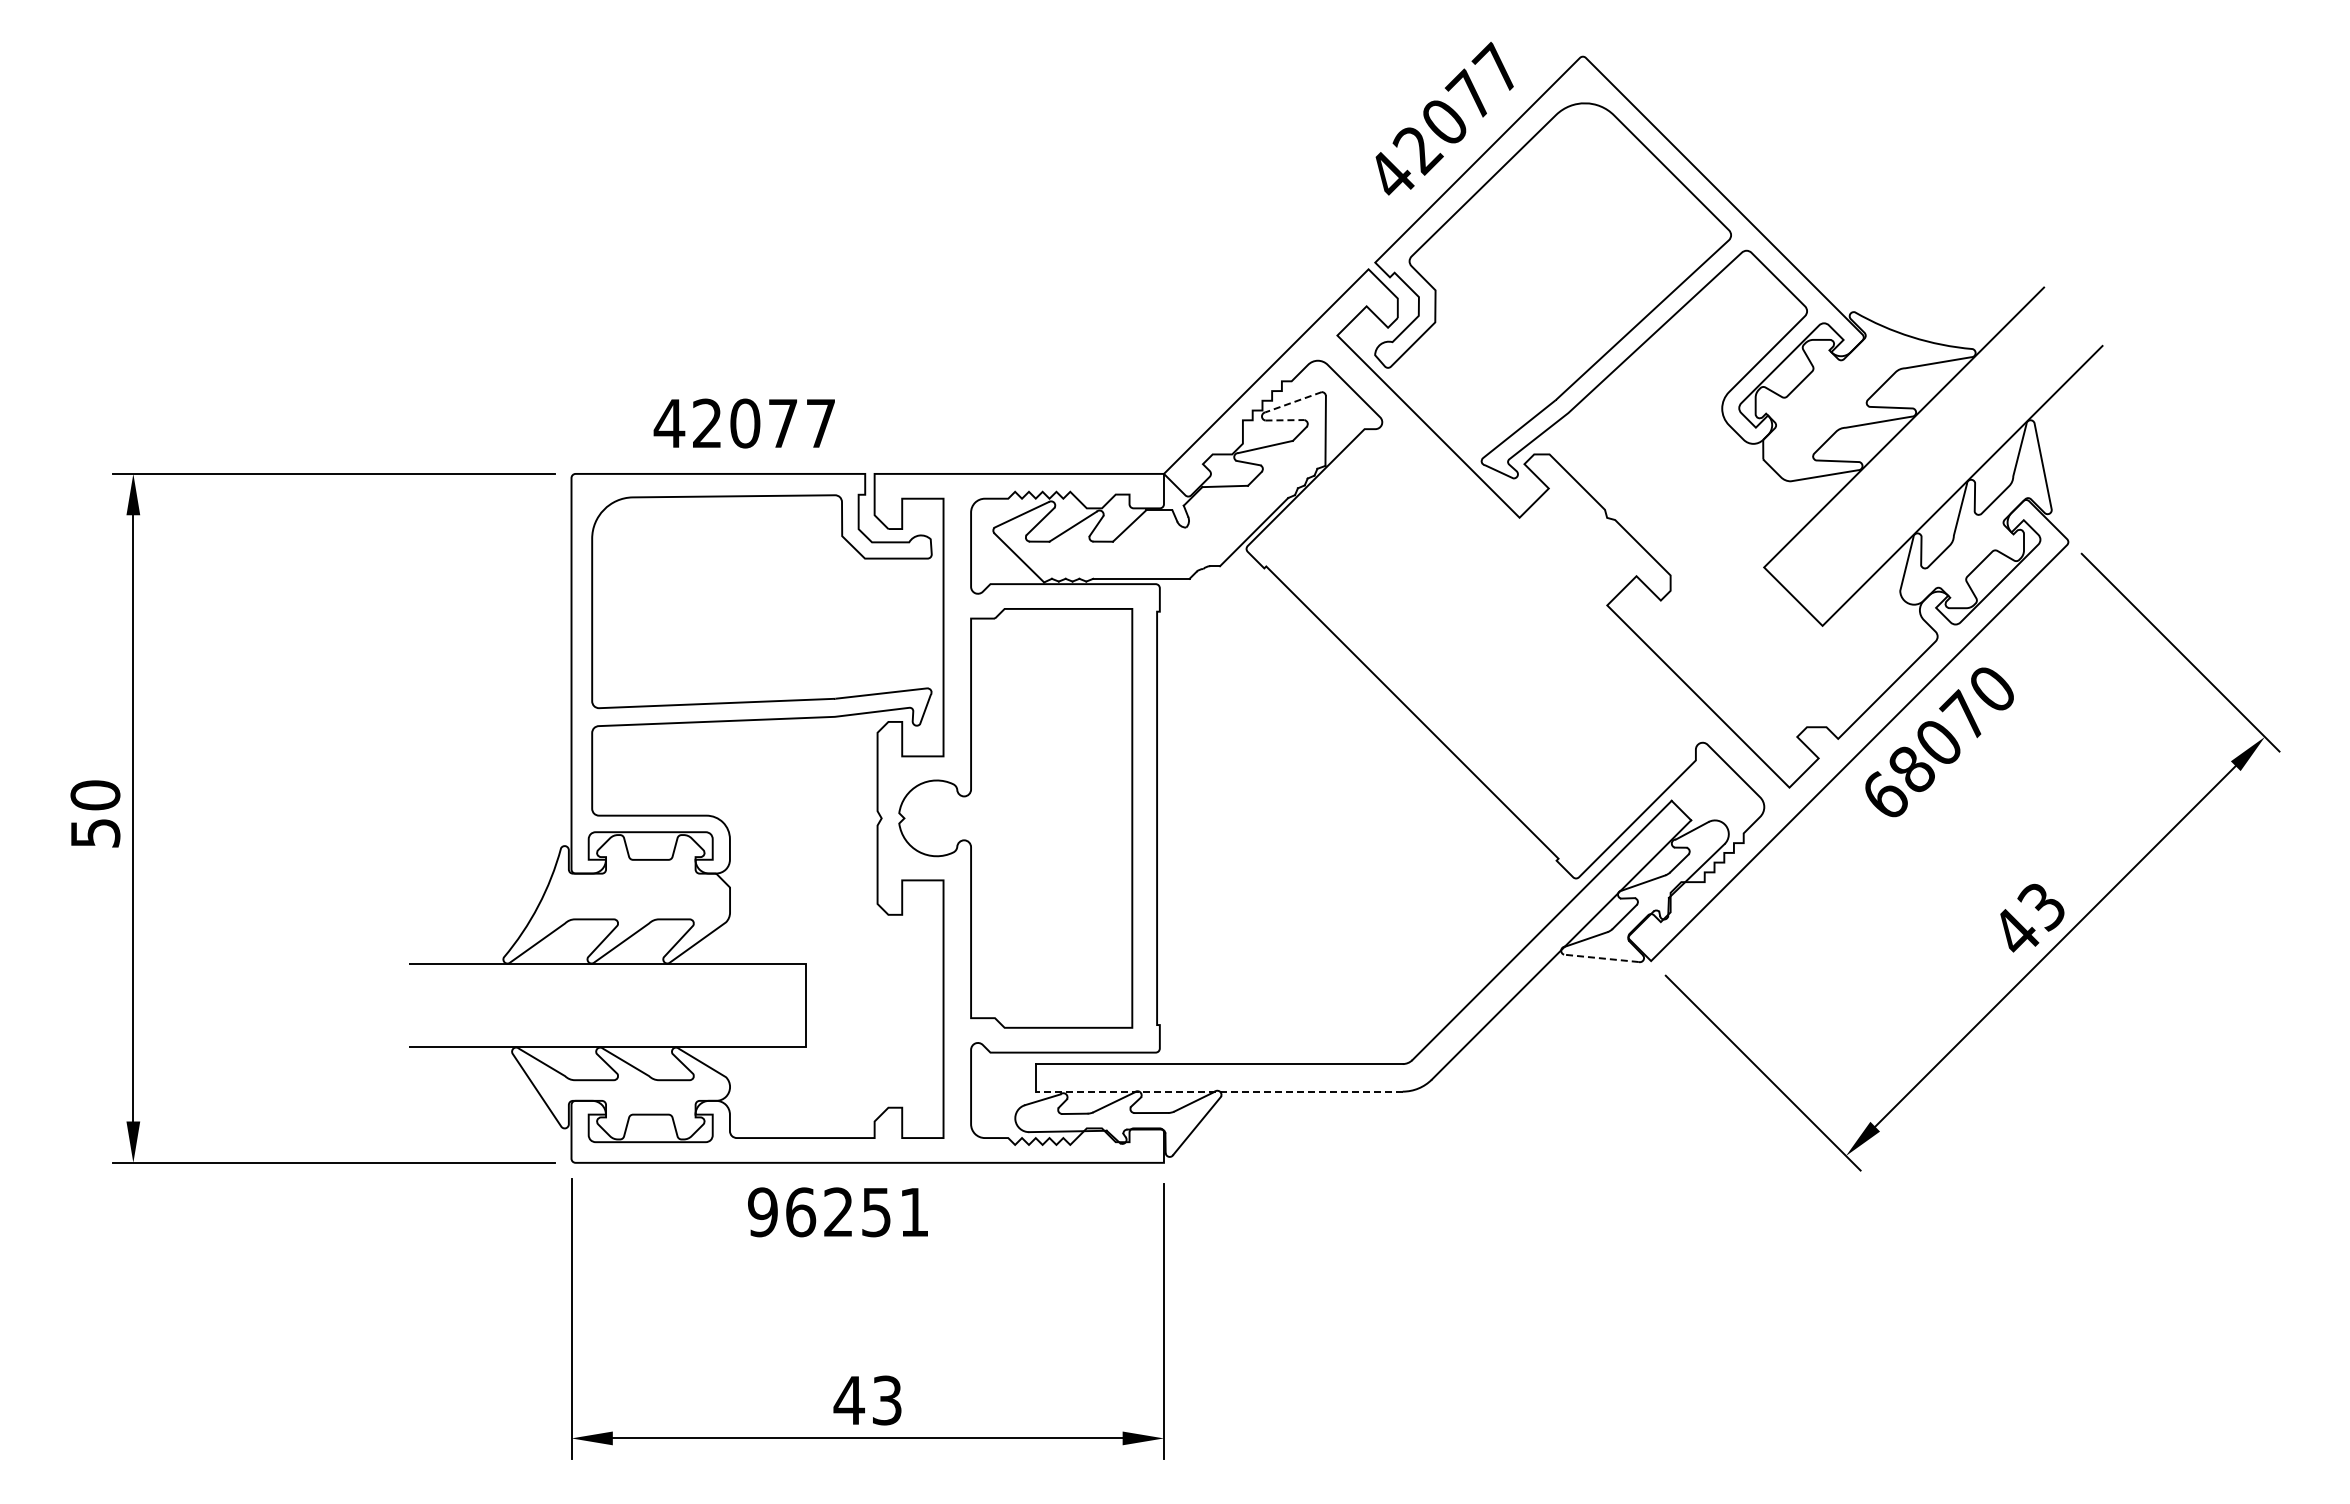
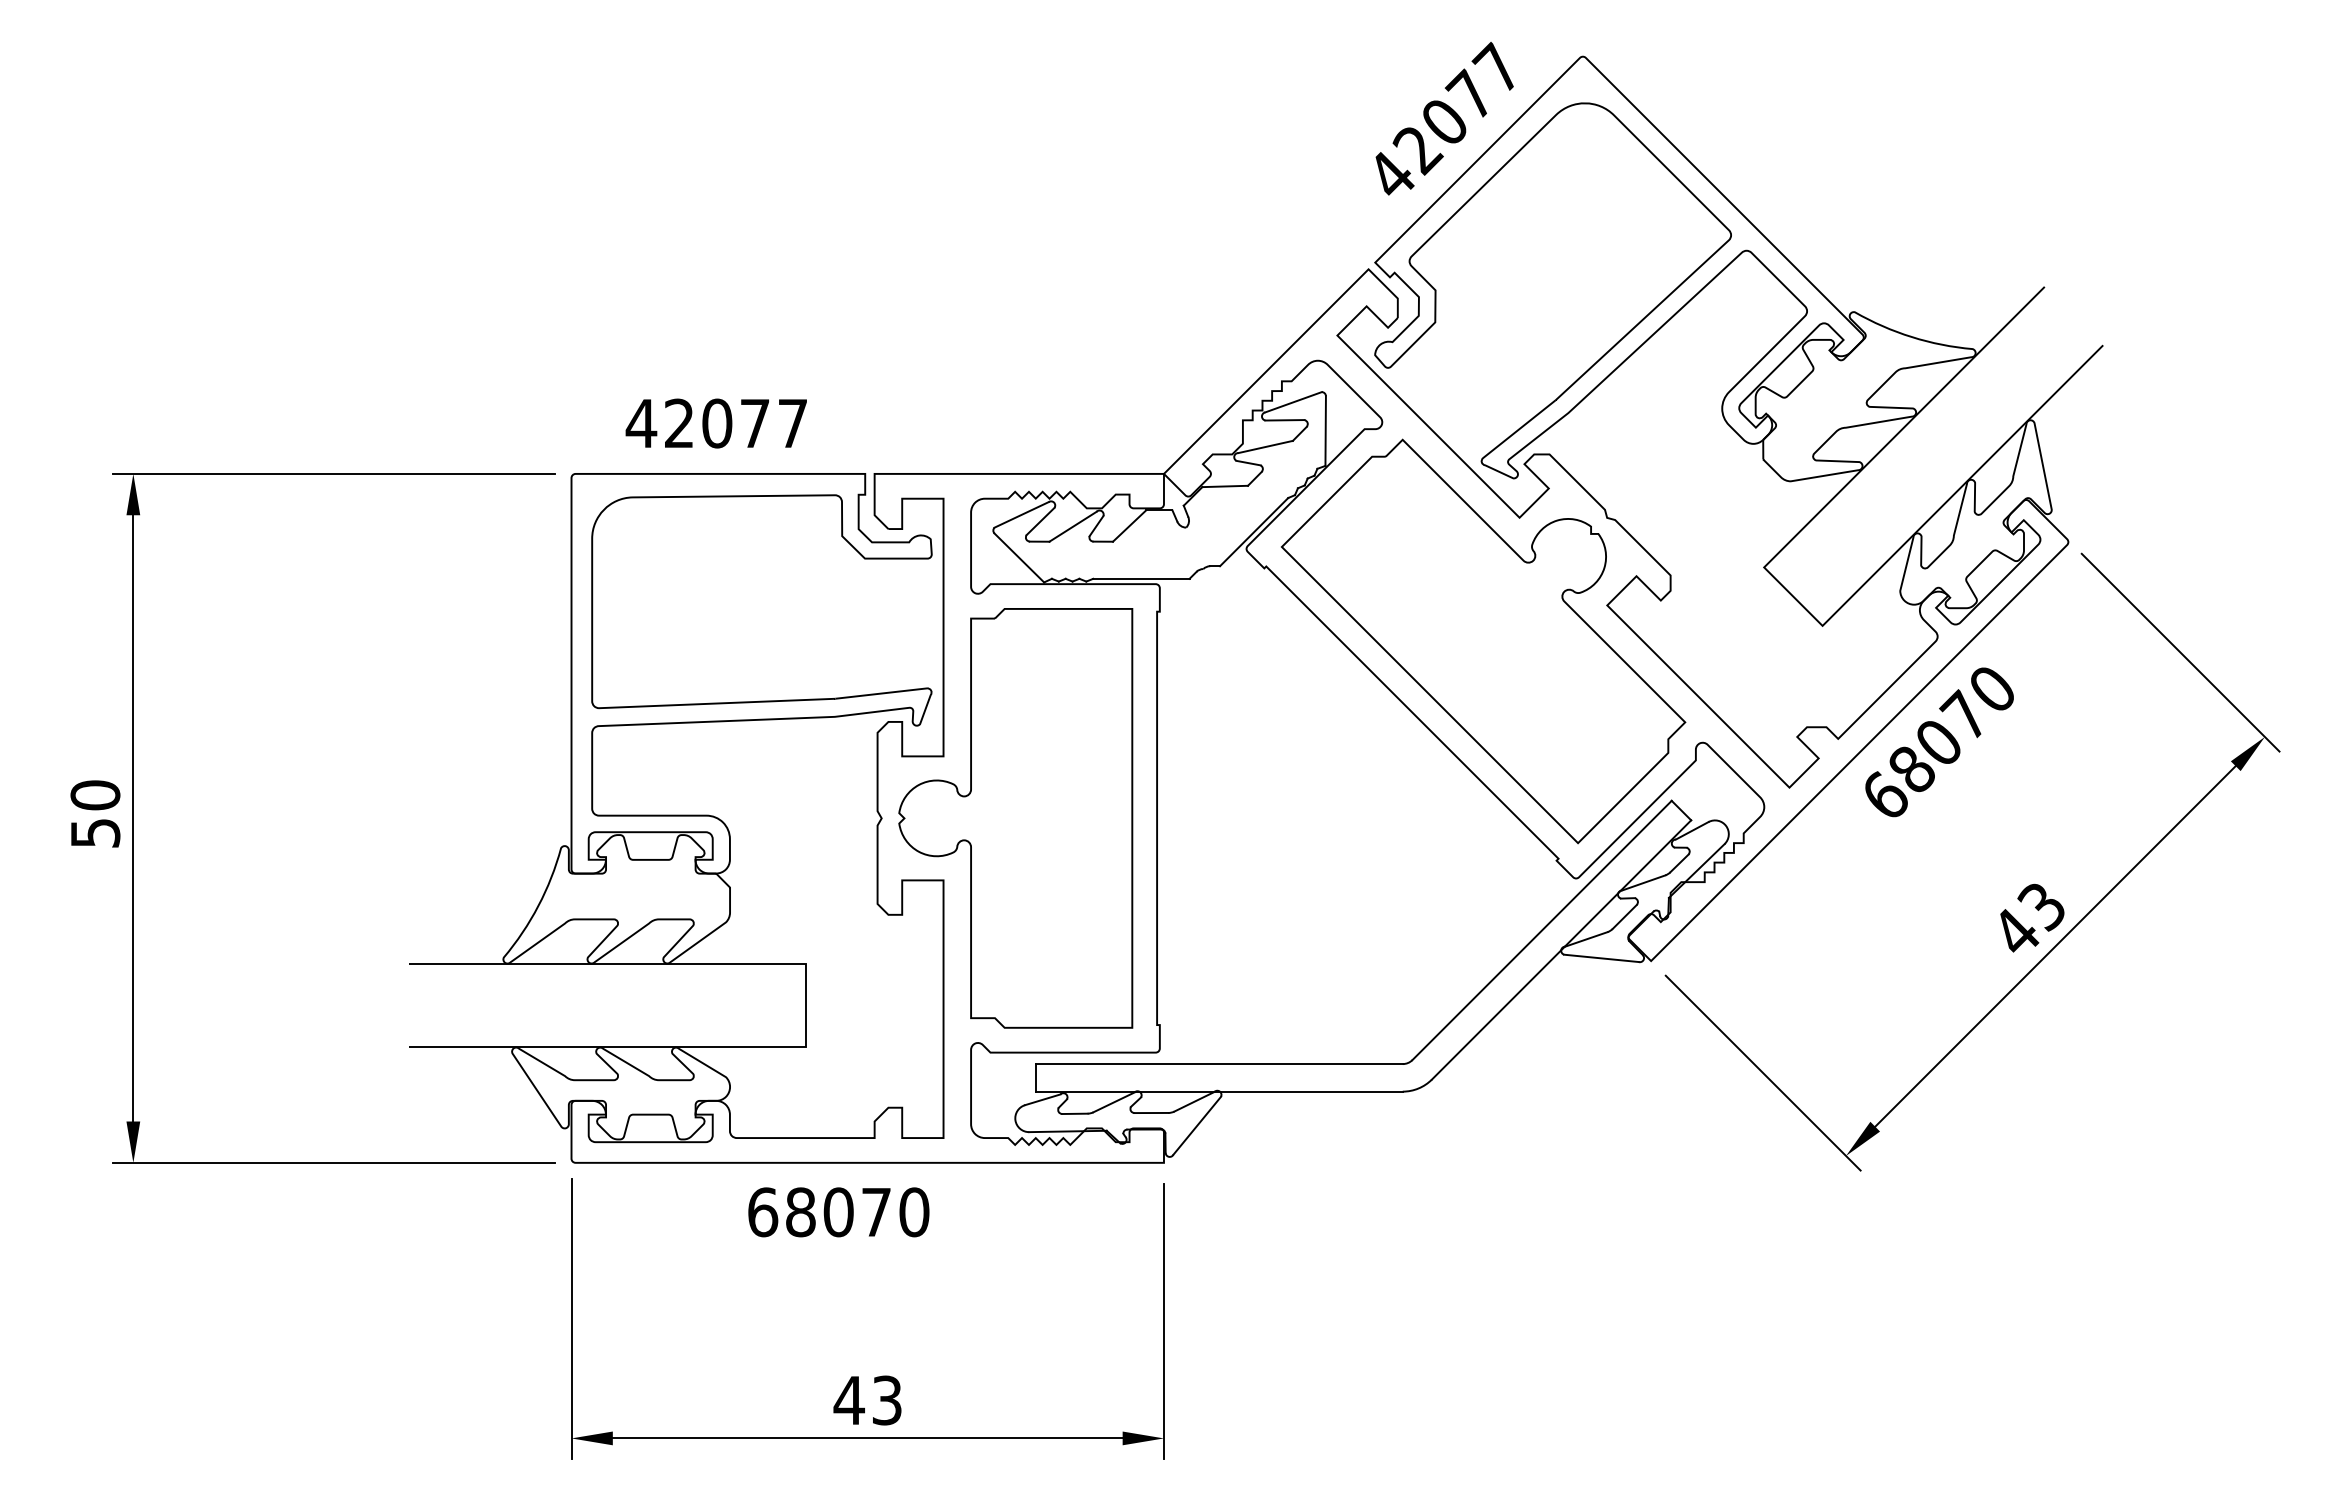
line: dashed -> solid (1293, 402)
line: dashed -> solid (1285, 420)
text position: (743, 423) -> (715, 423) (715, 423)
part: none -> present (1483, 641)
line: dashed -> solid (1600, 958)
line: dashed -> solid (1218, 1091)
text: 96251 -> 68070 (838, 1212)
